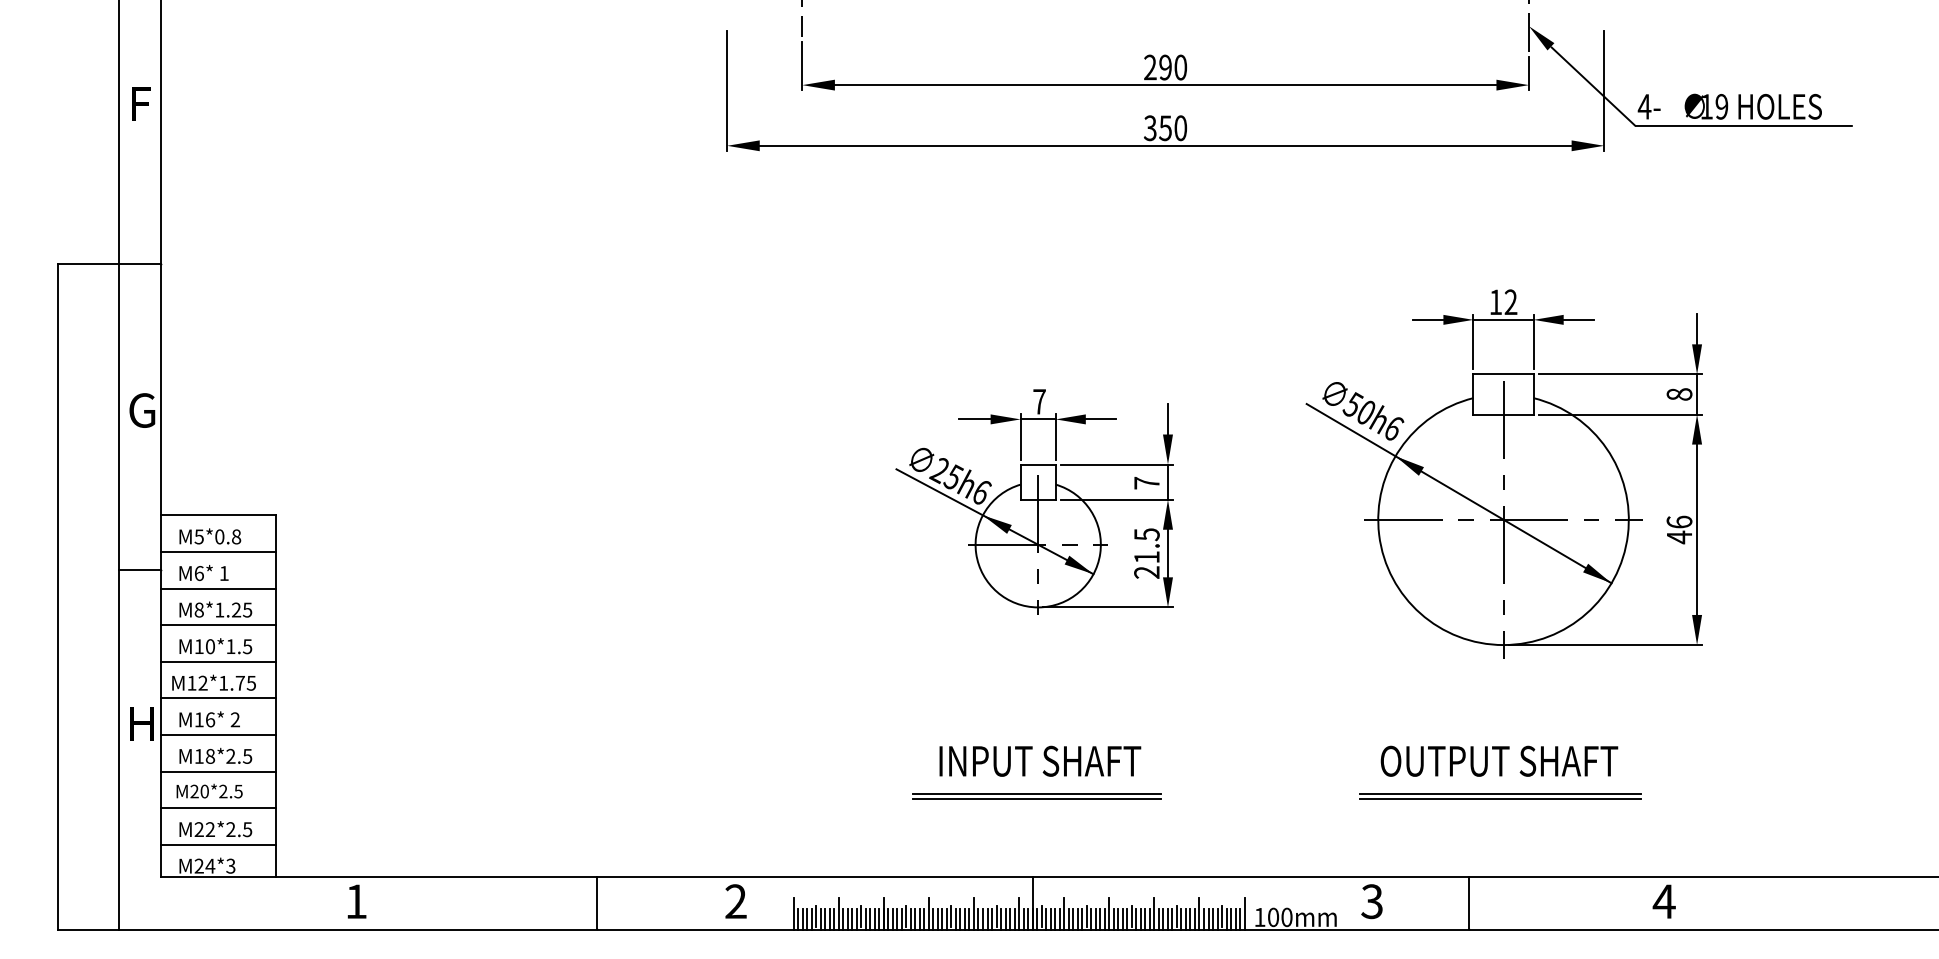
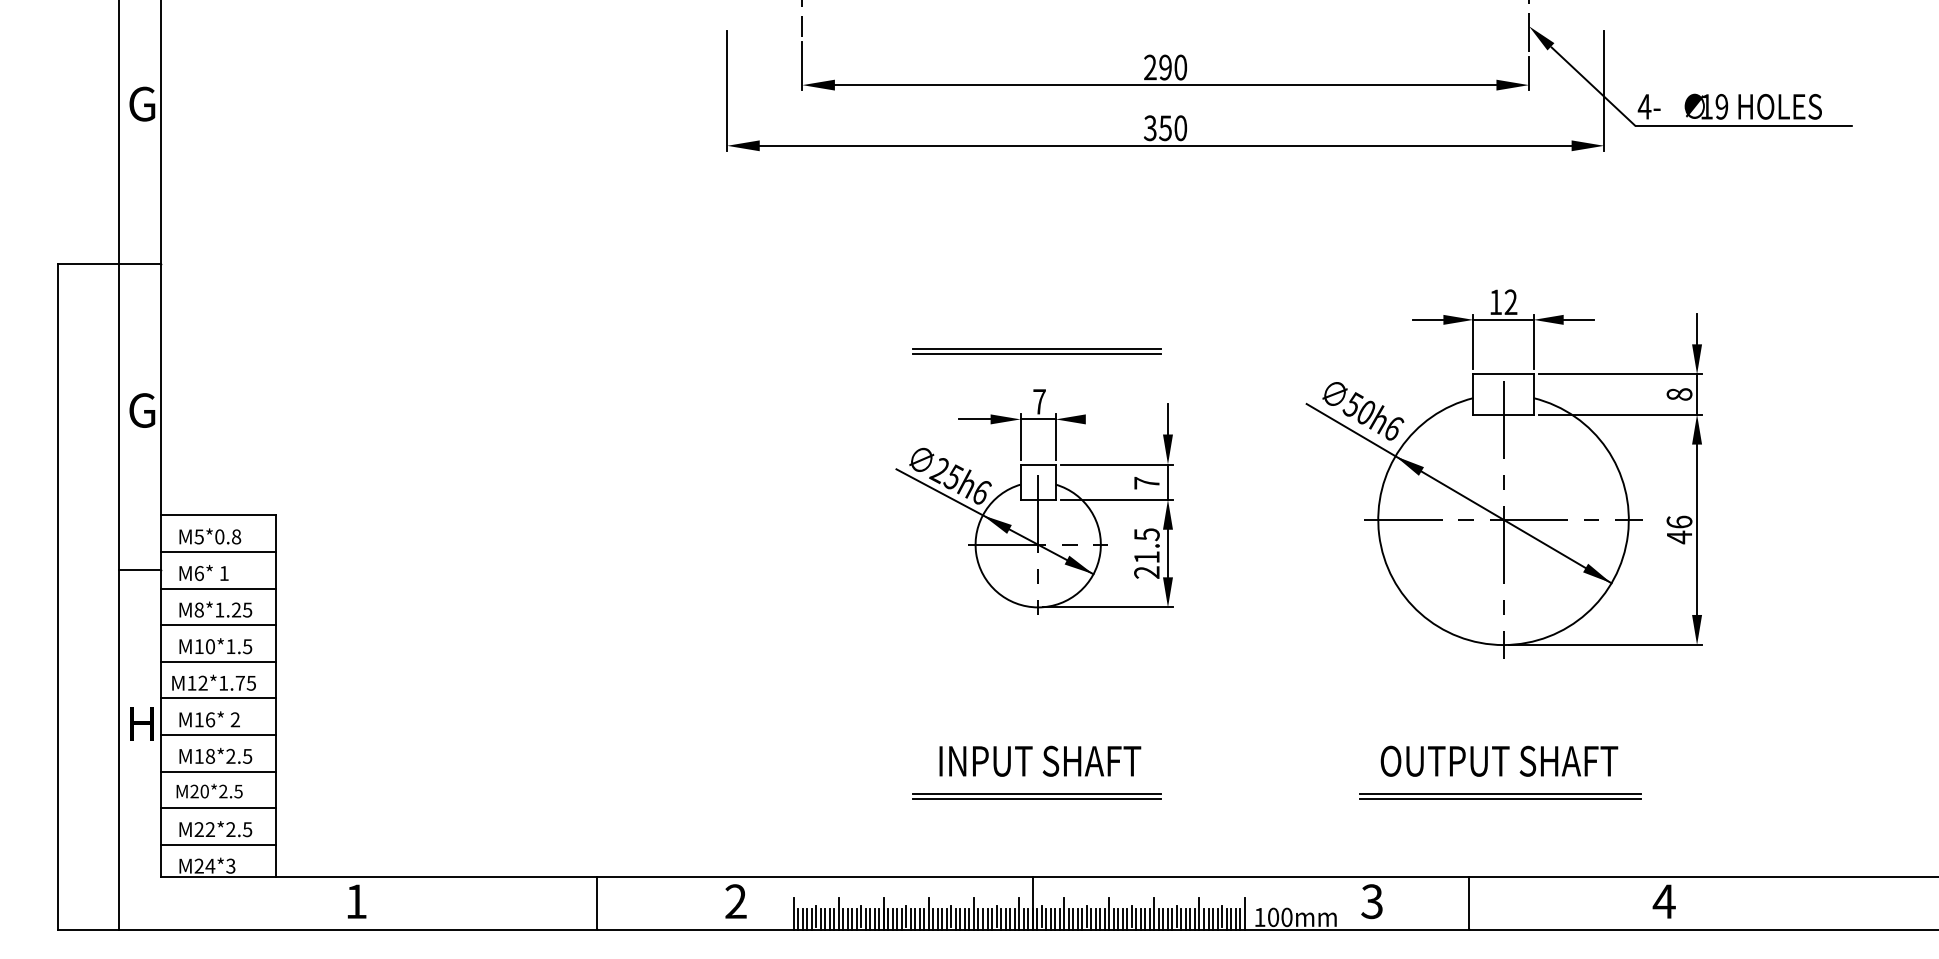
text: F -> G (142, 103)
part: none -> present (1036, 351)
line: present -> none (1100, 419)
